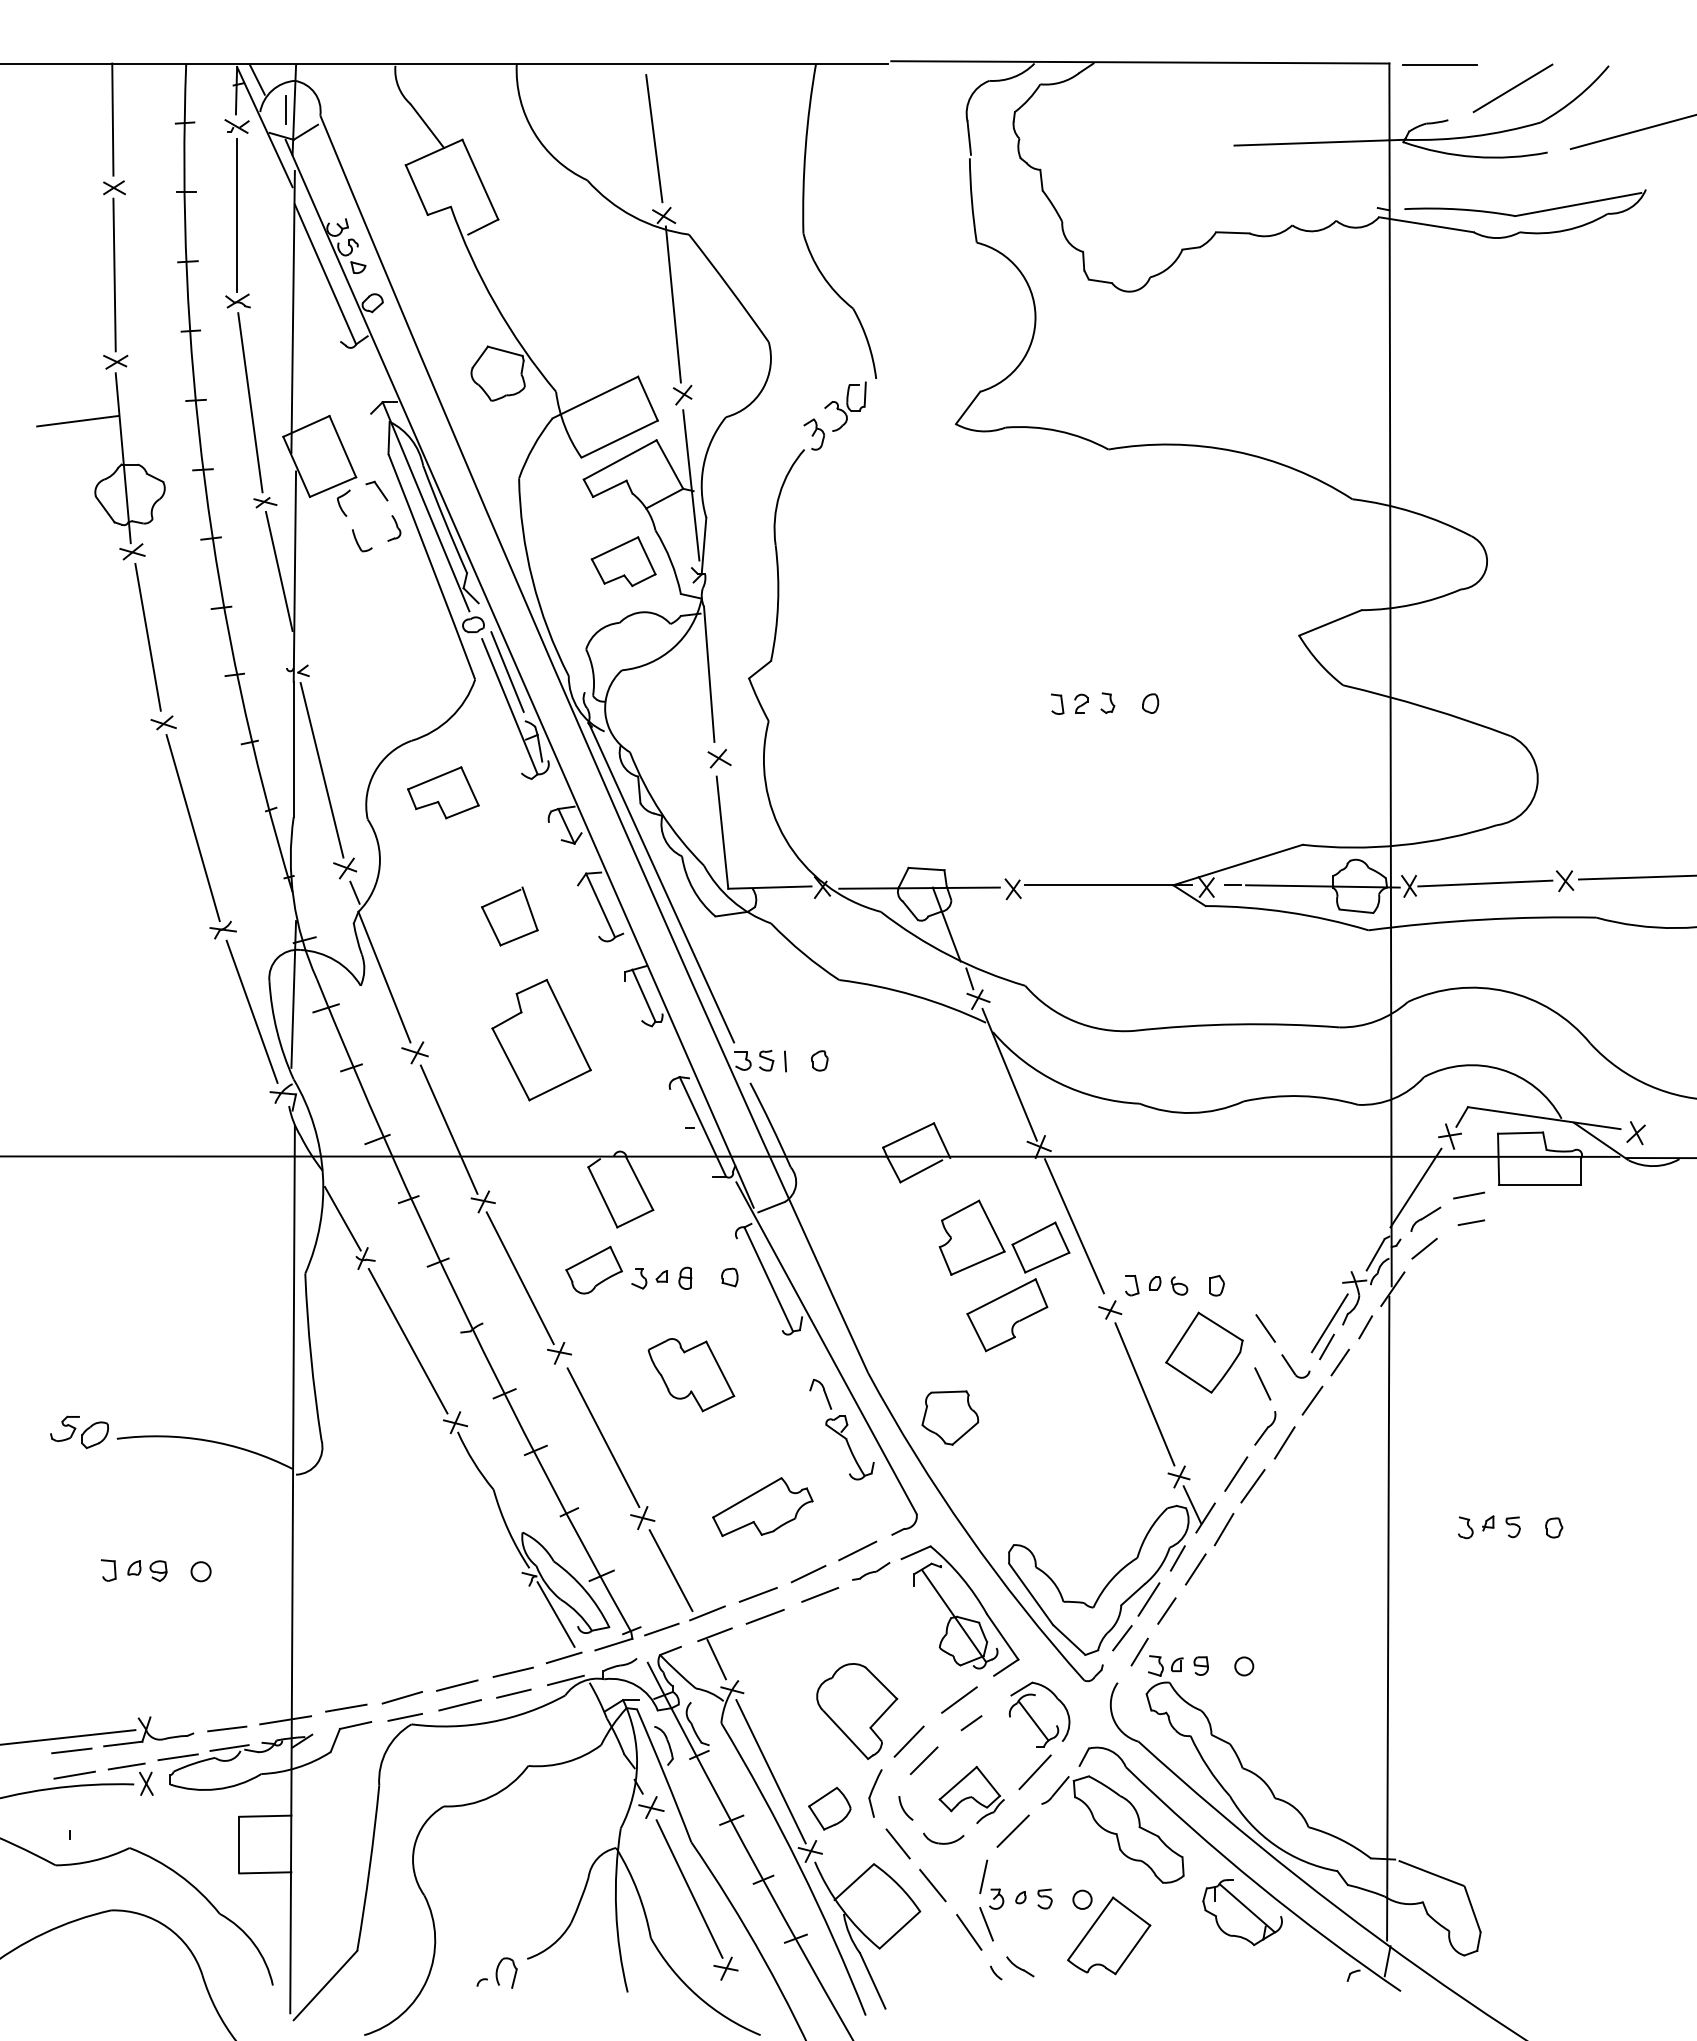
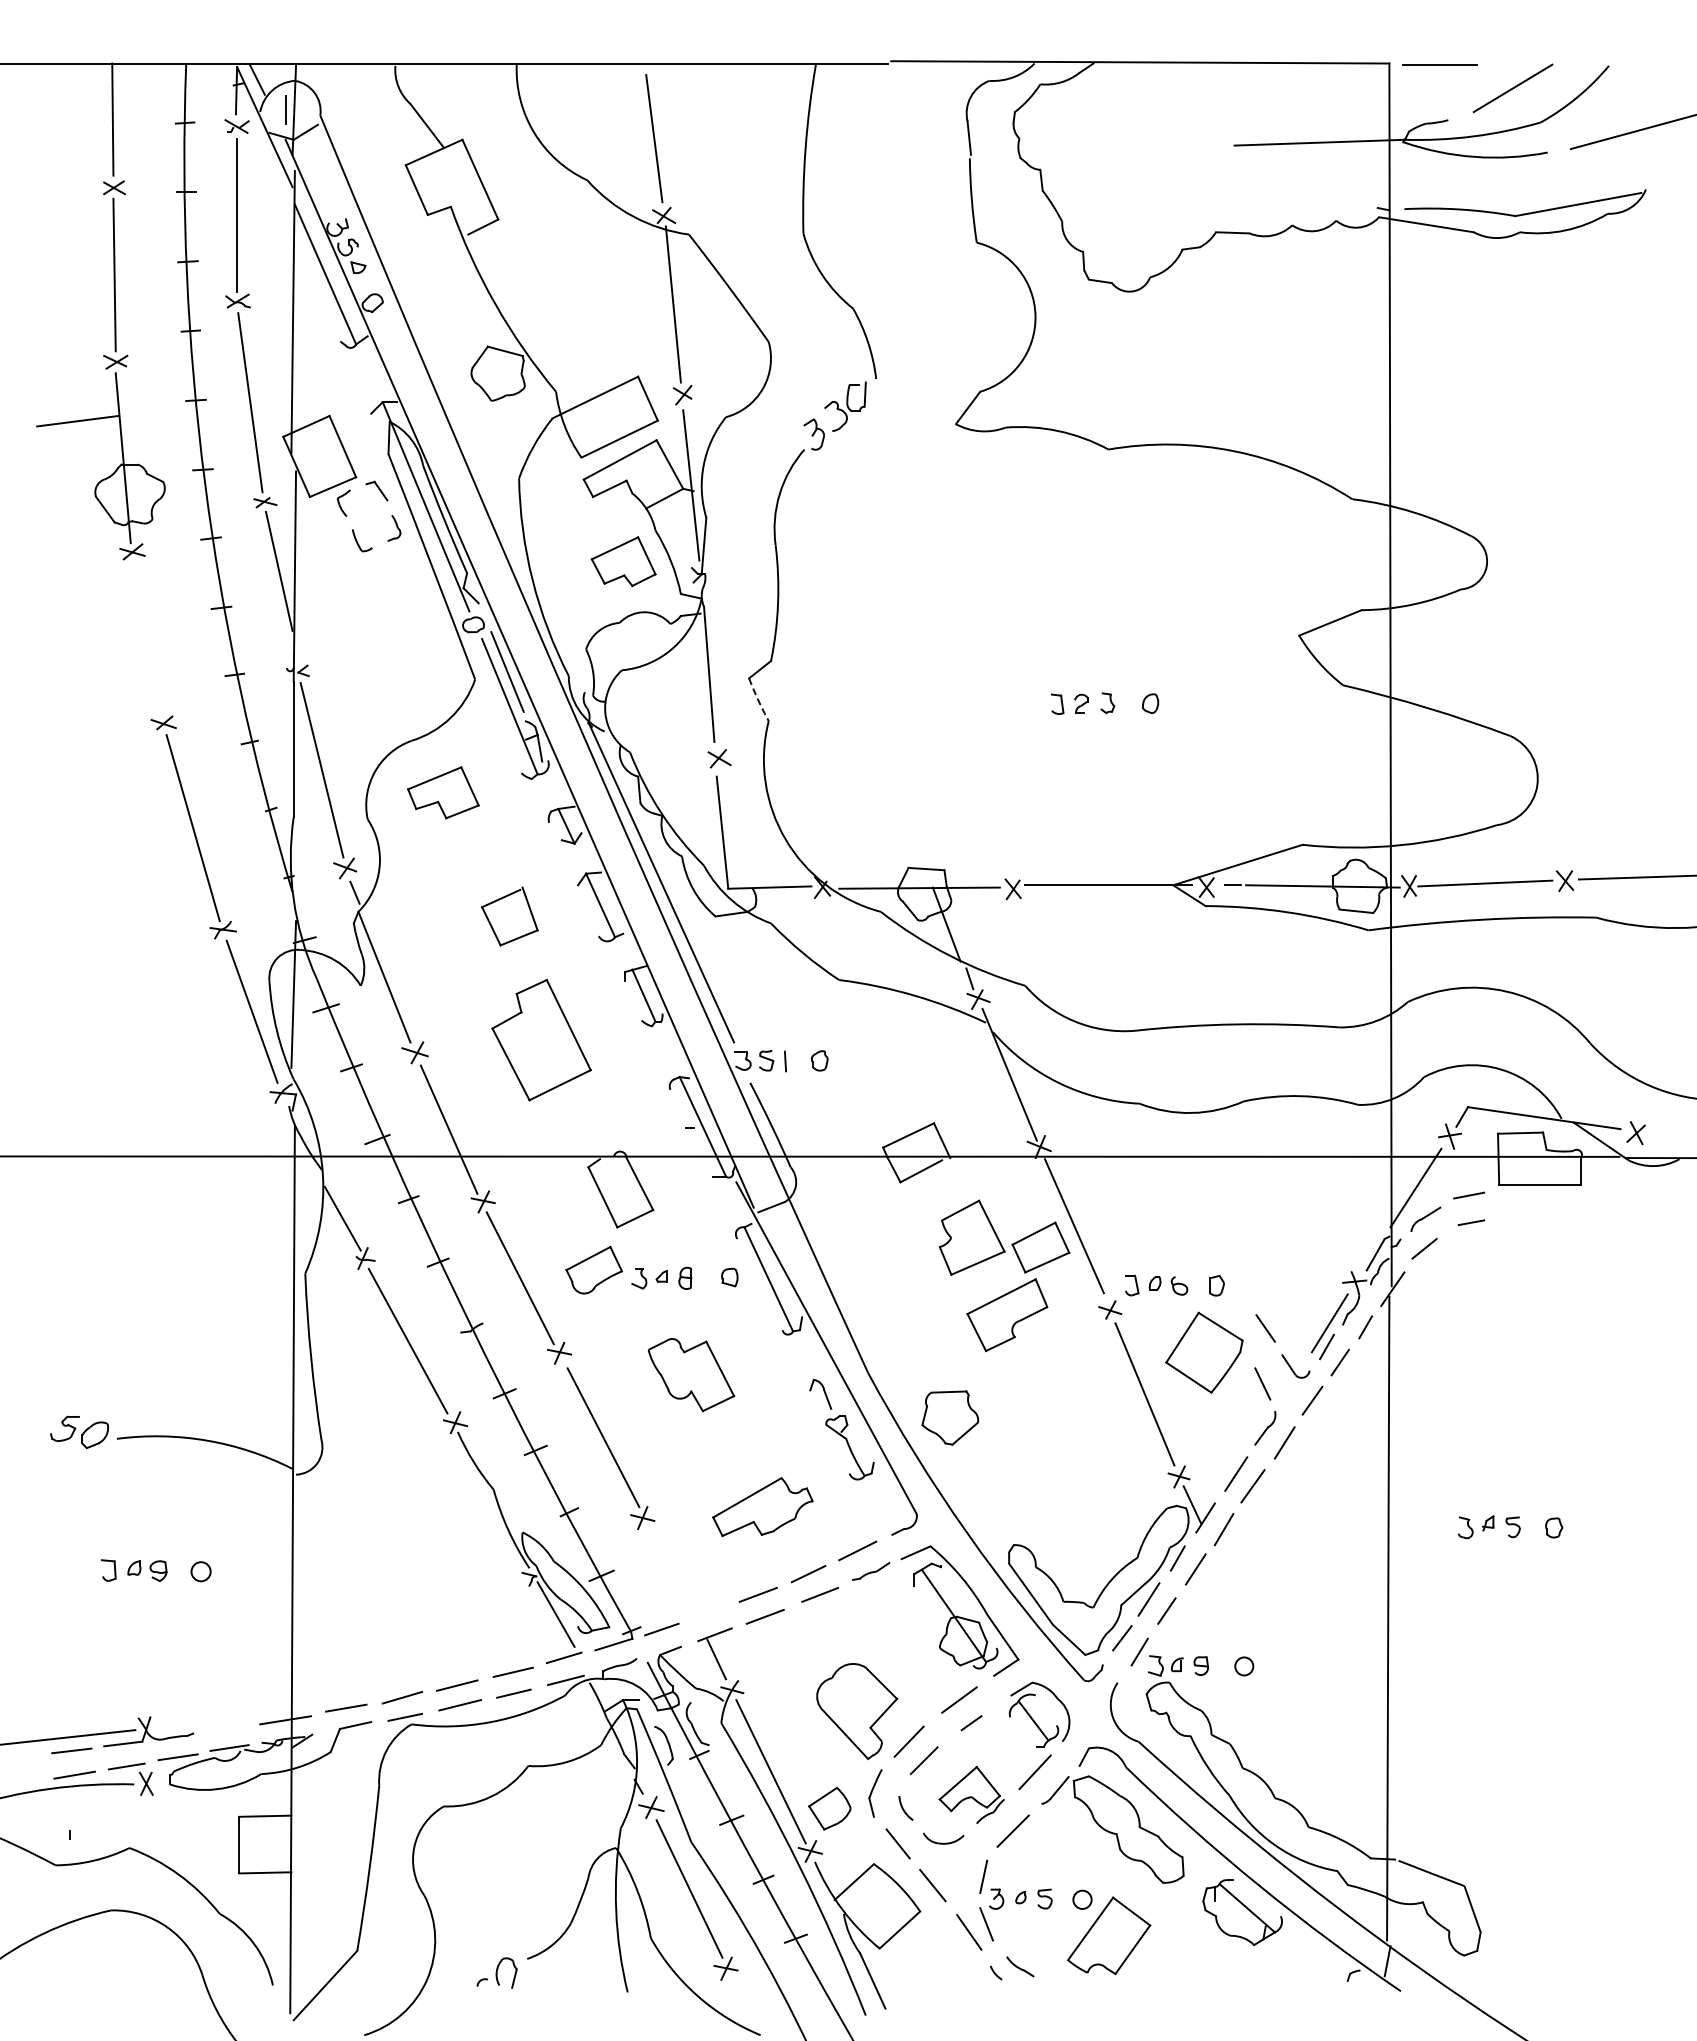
line: present -> none (147, 636)
arc: solid -> dashed (758, 700)
part: present -> none (677, 1580)
line: present -> none (227, 1728)
